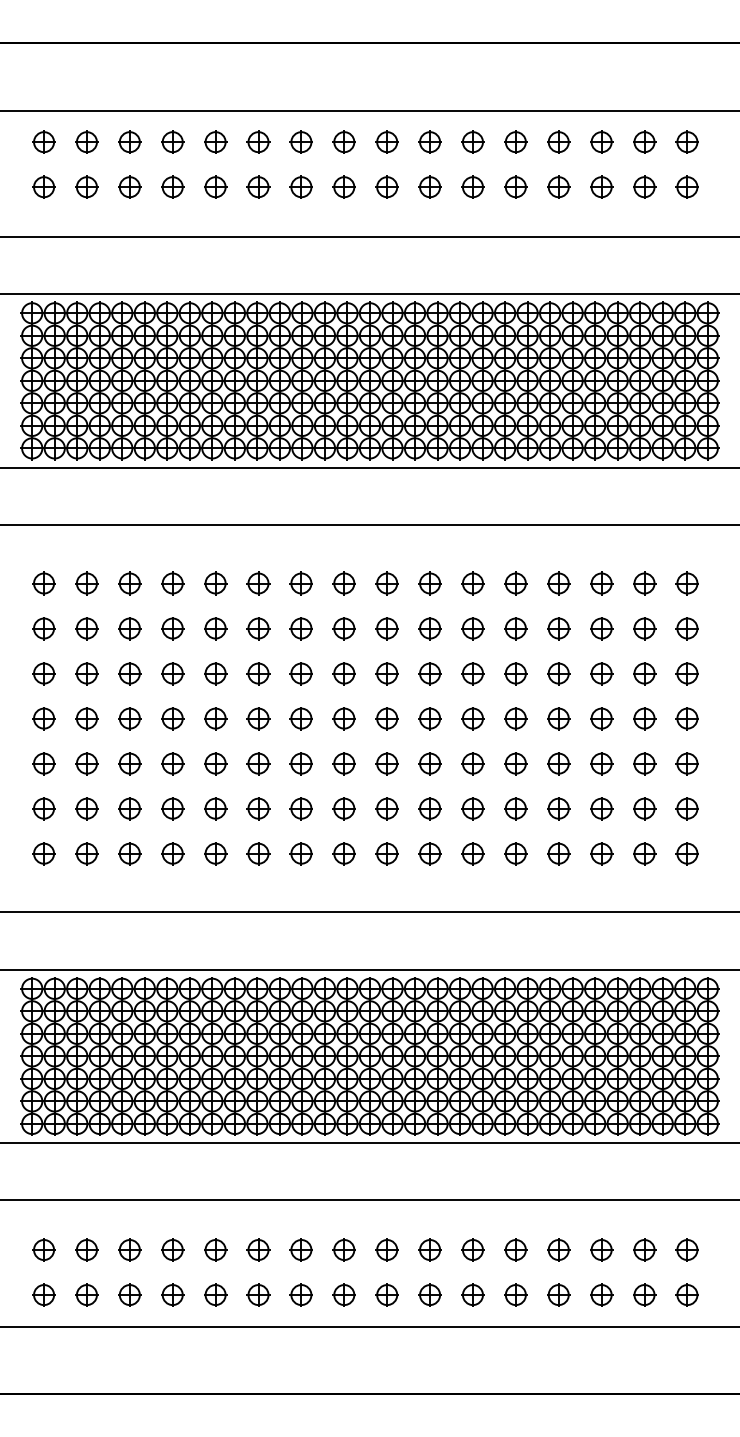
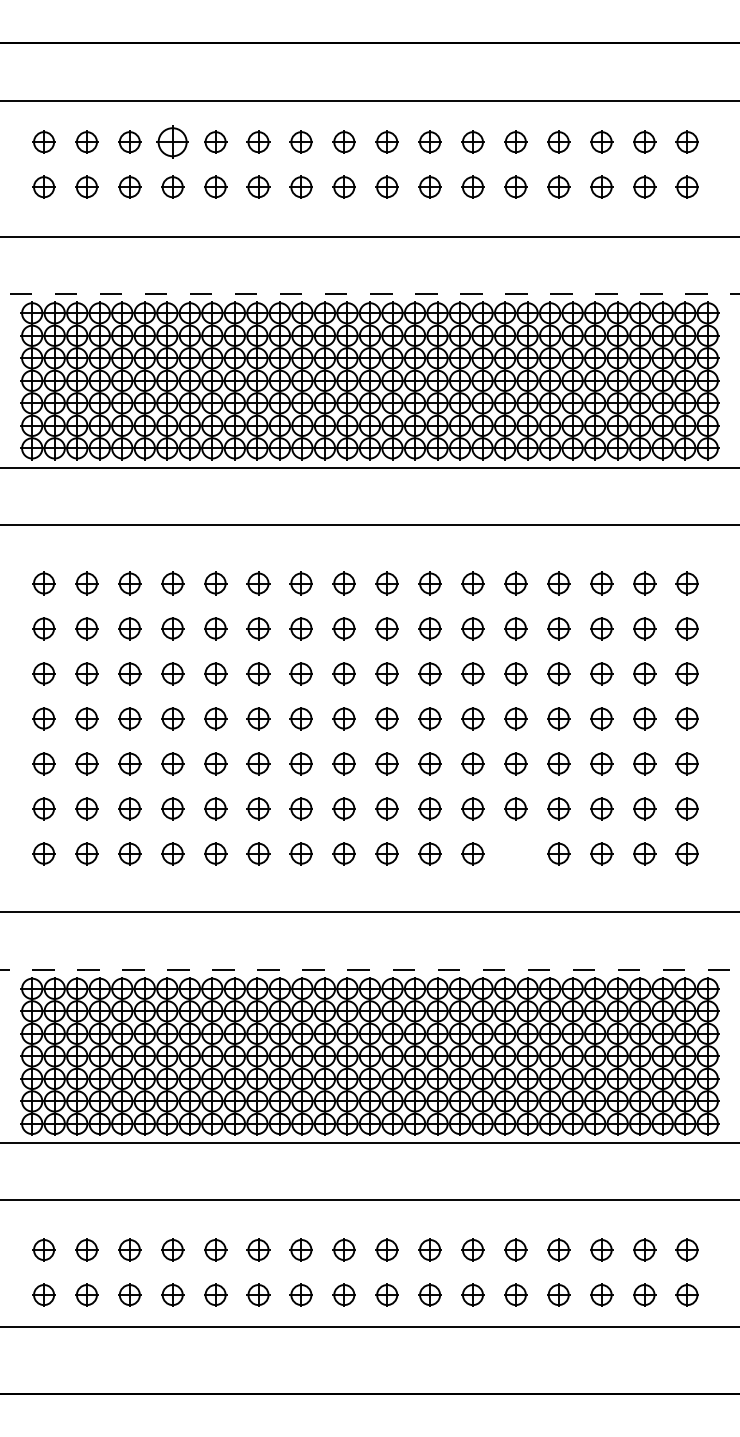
line position: (369, 110) -> (369, 100) (369, 100)
part size: 24x24 px -> 33x34 px (172, 141)
line: solid -> dashed (370, 294)
part: present -> none (515, 853)
line: solid -> dashed (369, 969)
